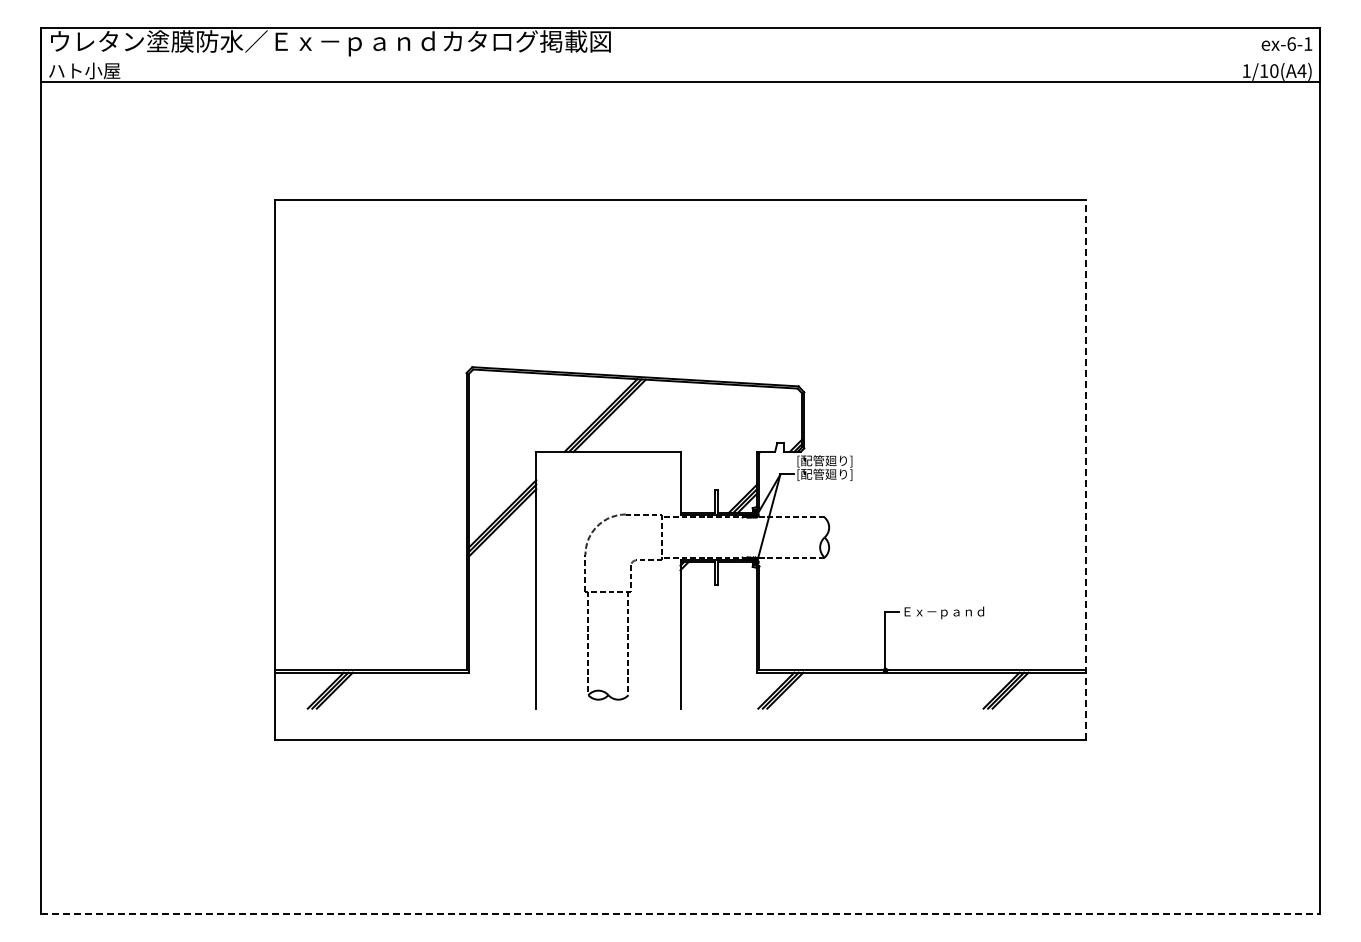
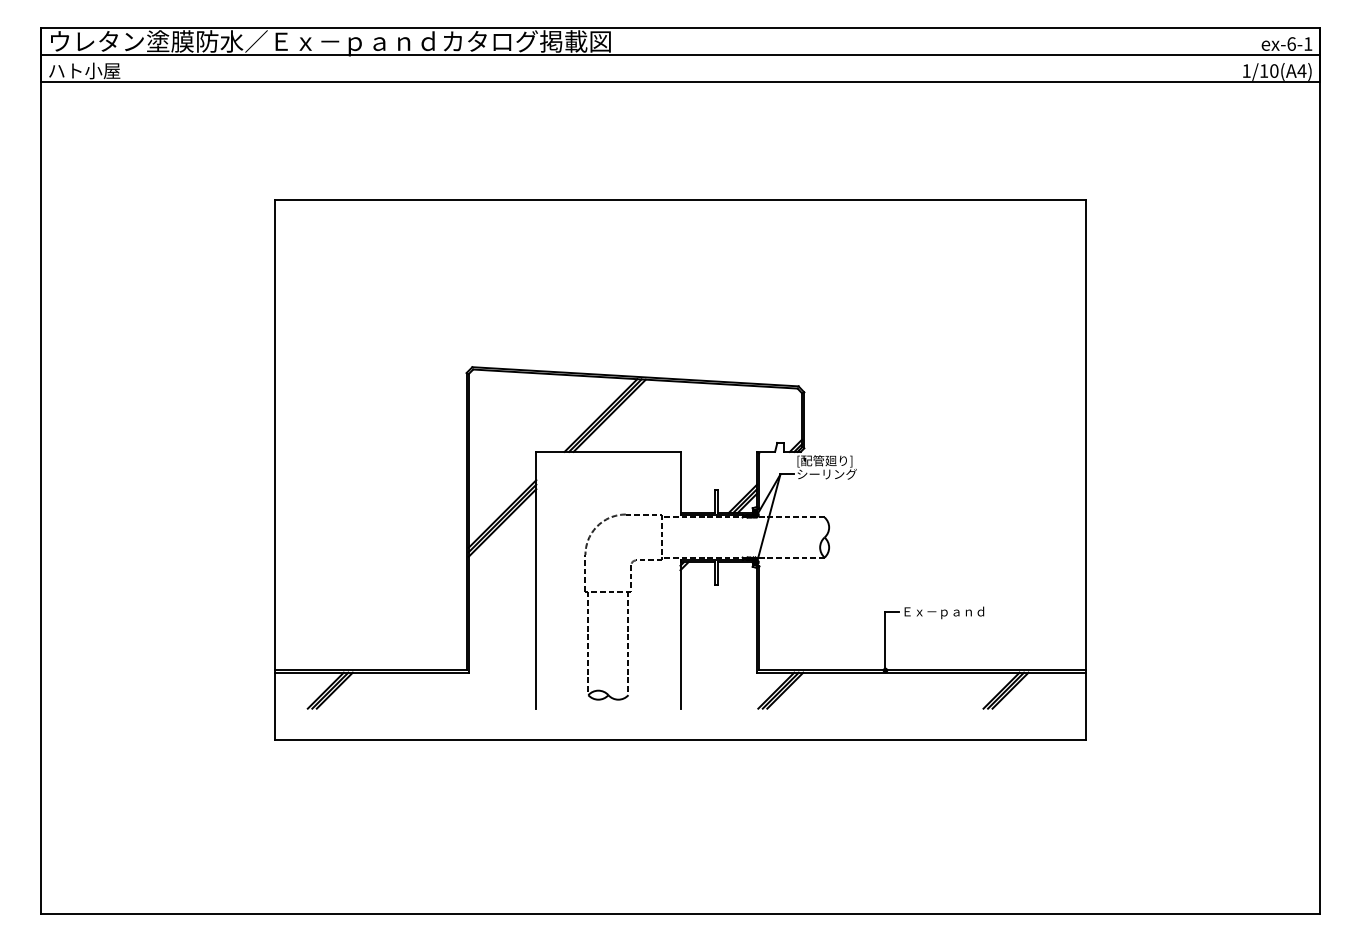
line: none -> present (680, 55)
line: dashed -> solid (1085, 469)
text: [配管廻り] -> シーリング (826, 474)
line: dashed -> solid (680, 913)
